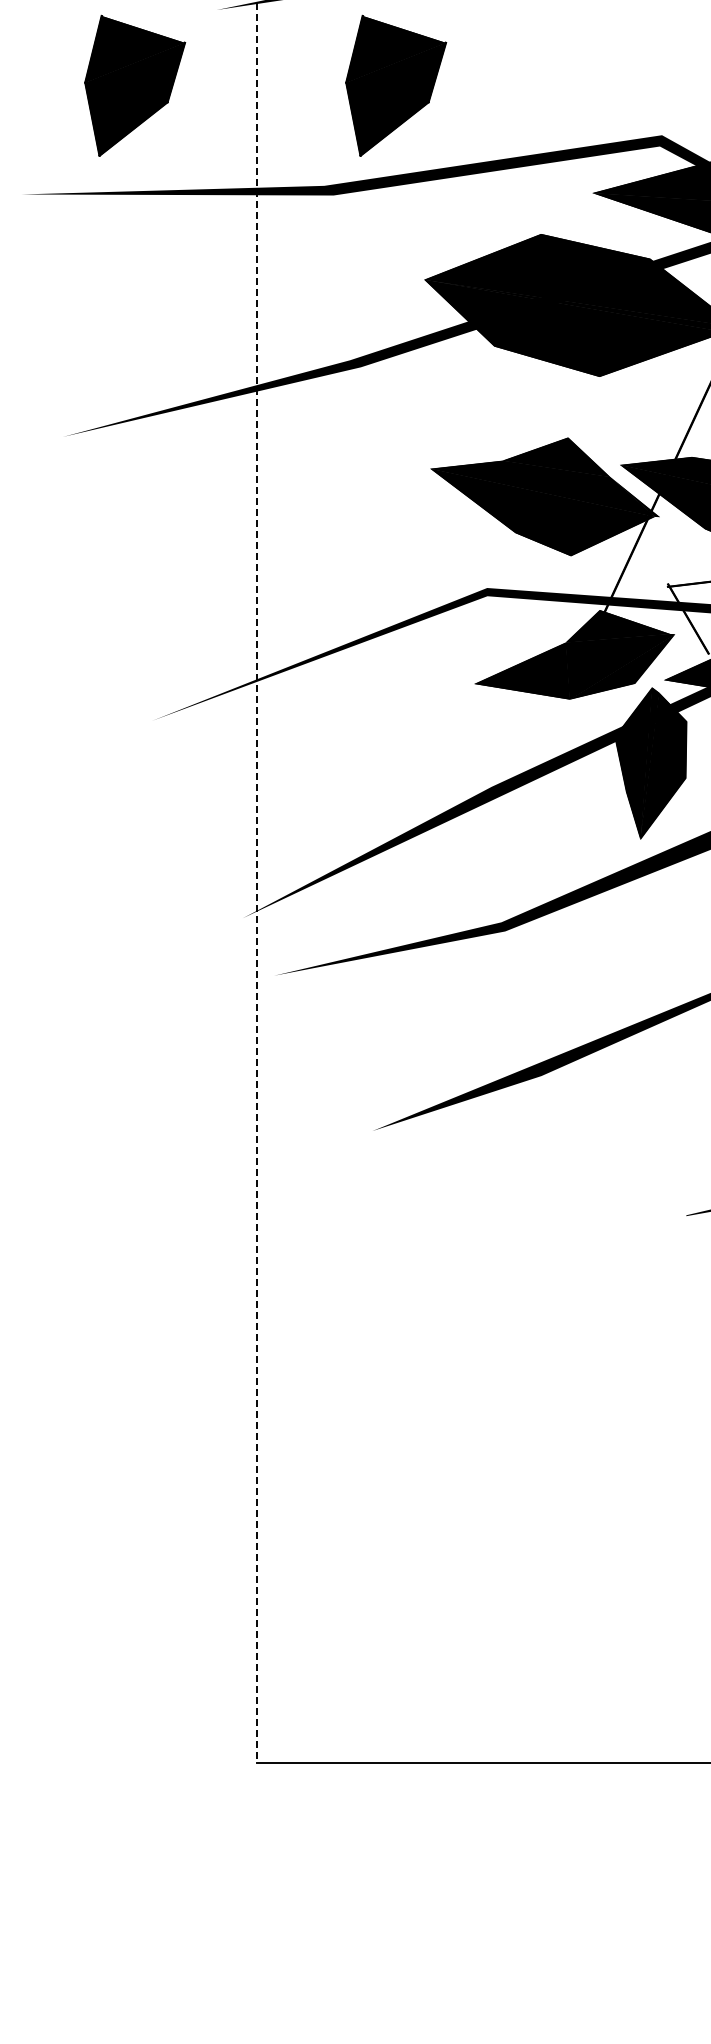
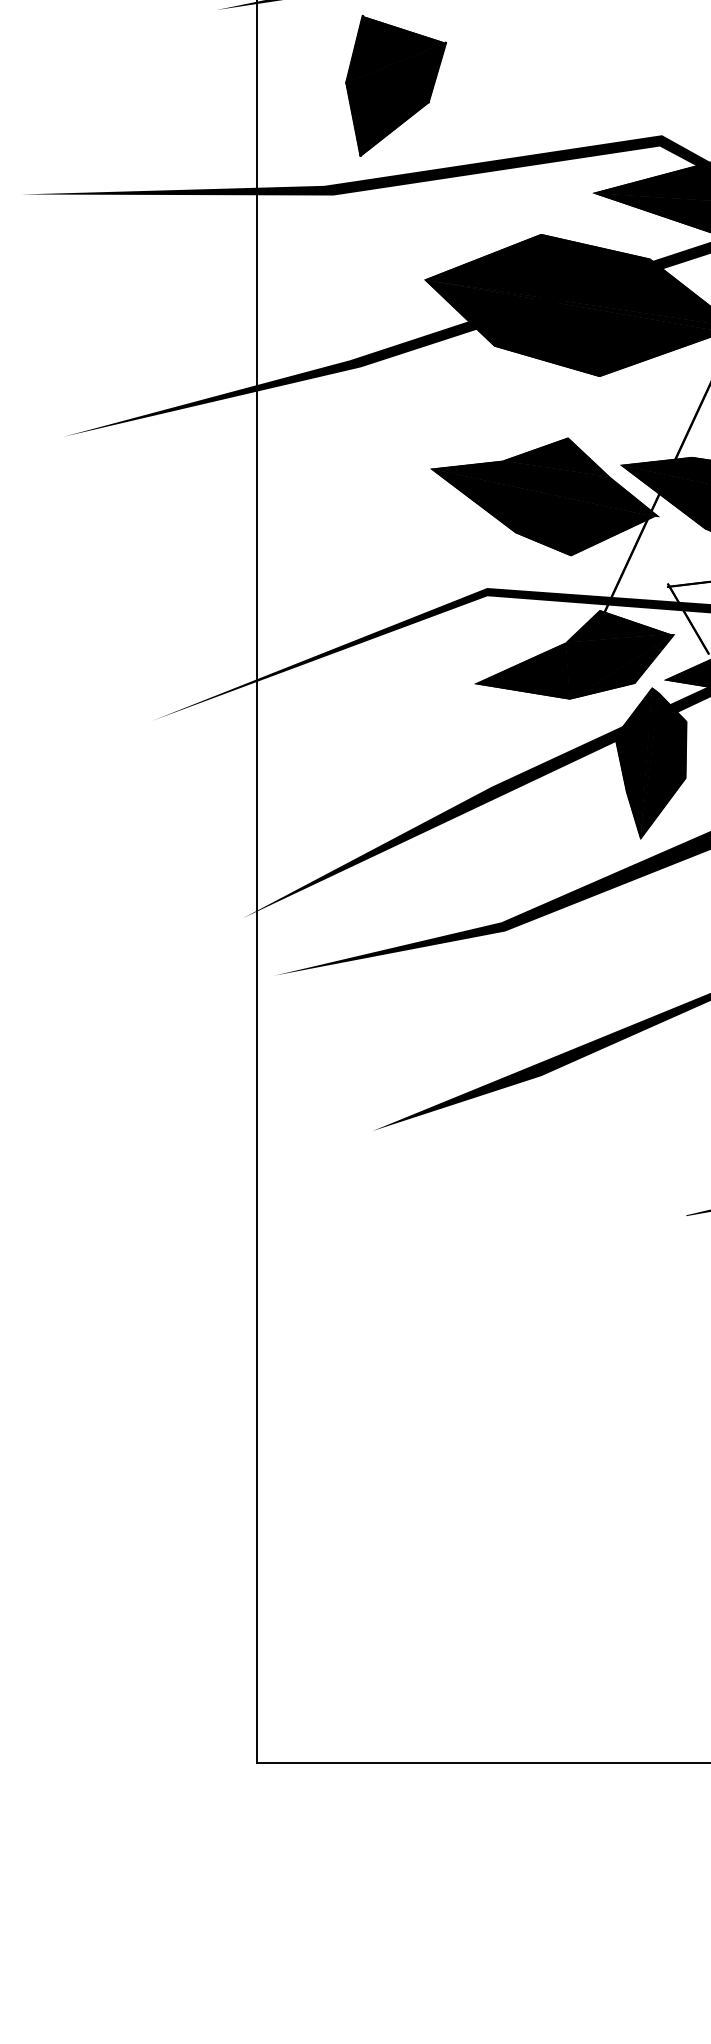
part: present -> none (135, 85)
line: dashed -> solid (256, 881)
